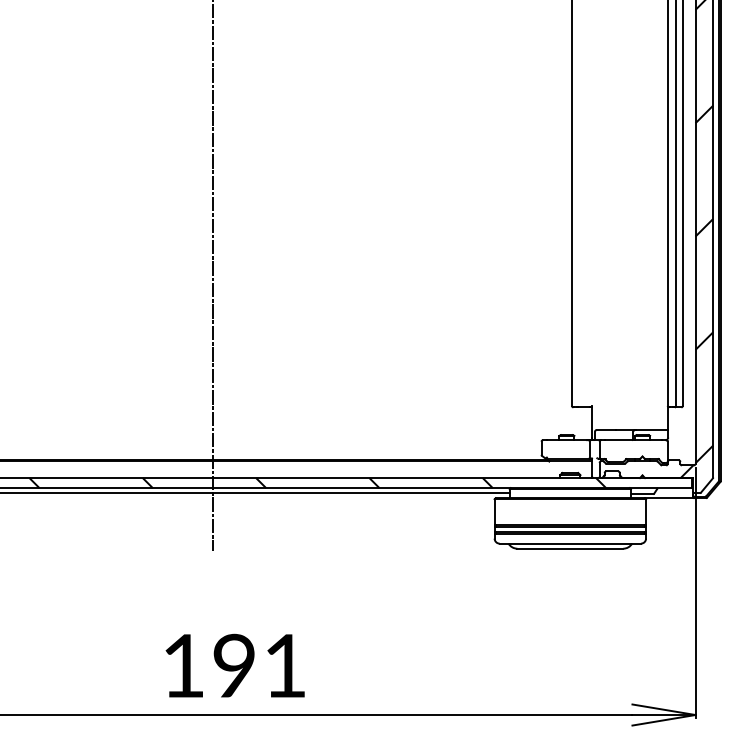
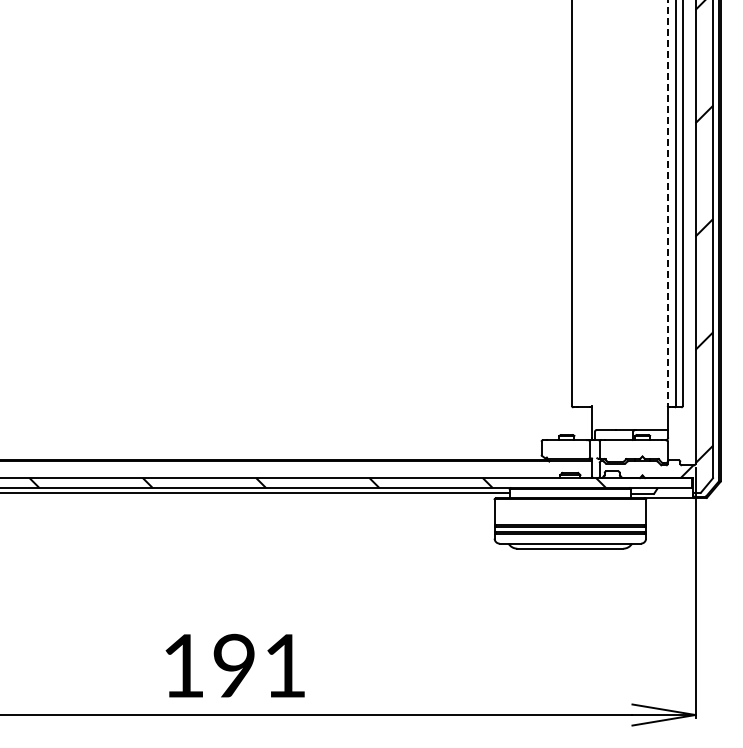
line: solid -> dashed (667, 202)
line: present -> none (213, 276)
